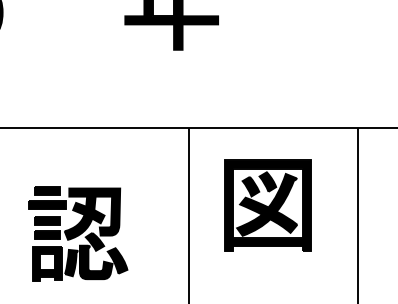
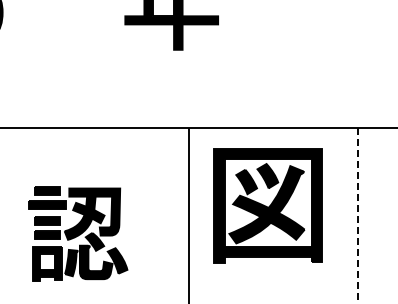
part size: 88x93 px -> 110x116 px (267, 205)
line: solid -> dashed (357, 216)
